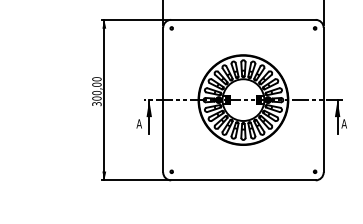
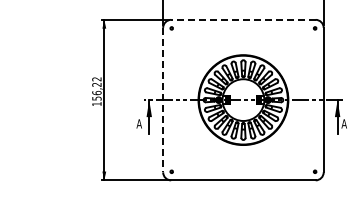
line: solid -> dashed (242, 19)
text: 300,00 -> 156,22 (96, 91)
line: solid -> dashed (163, 100)
